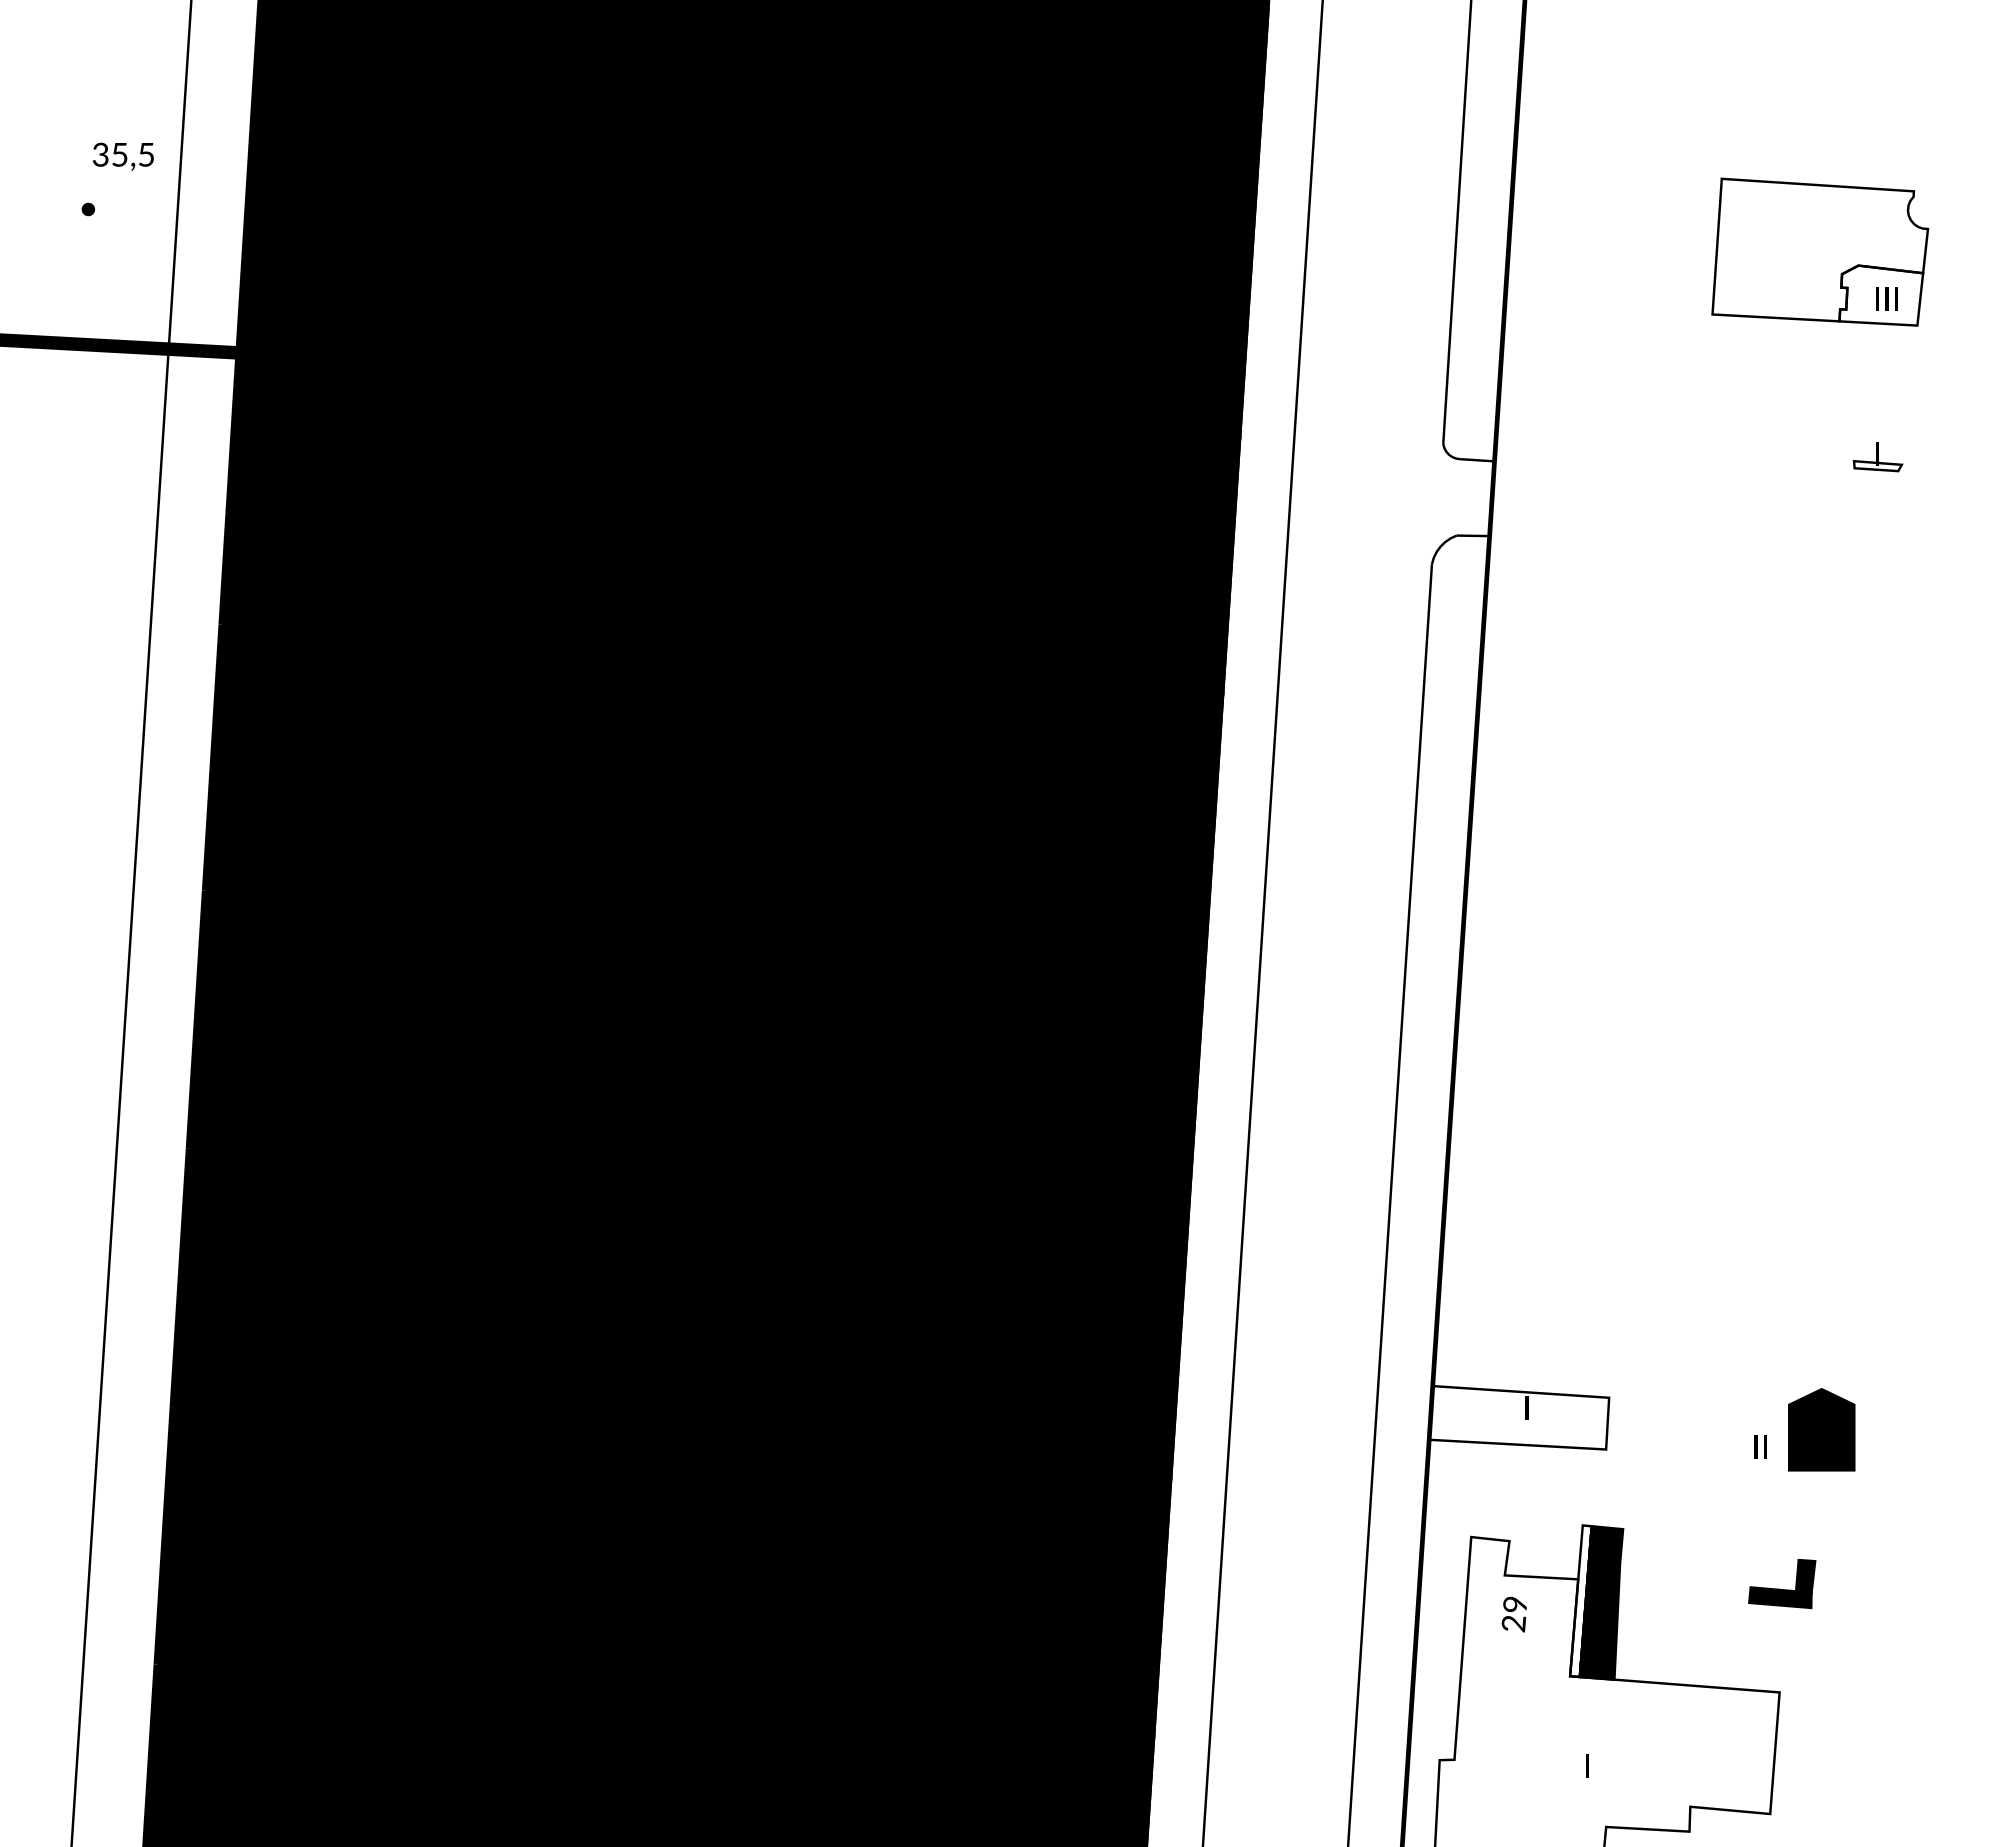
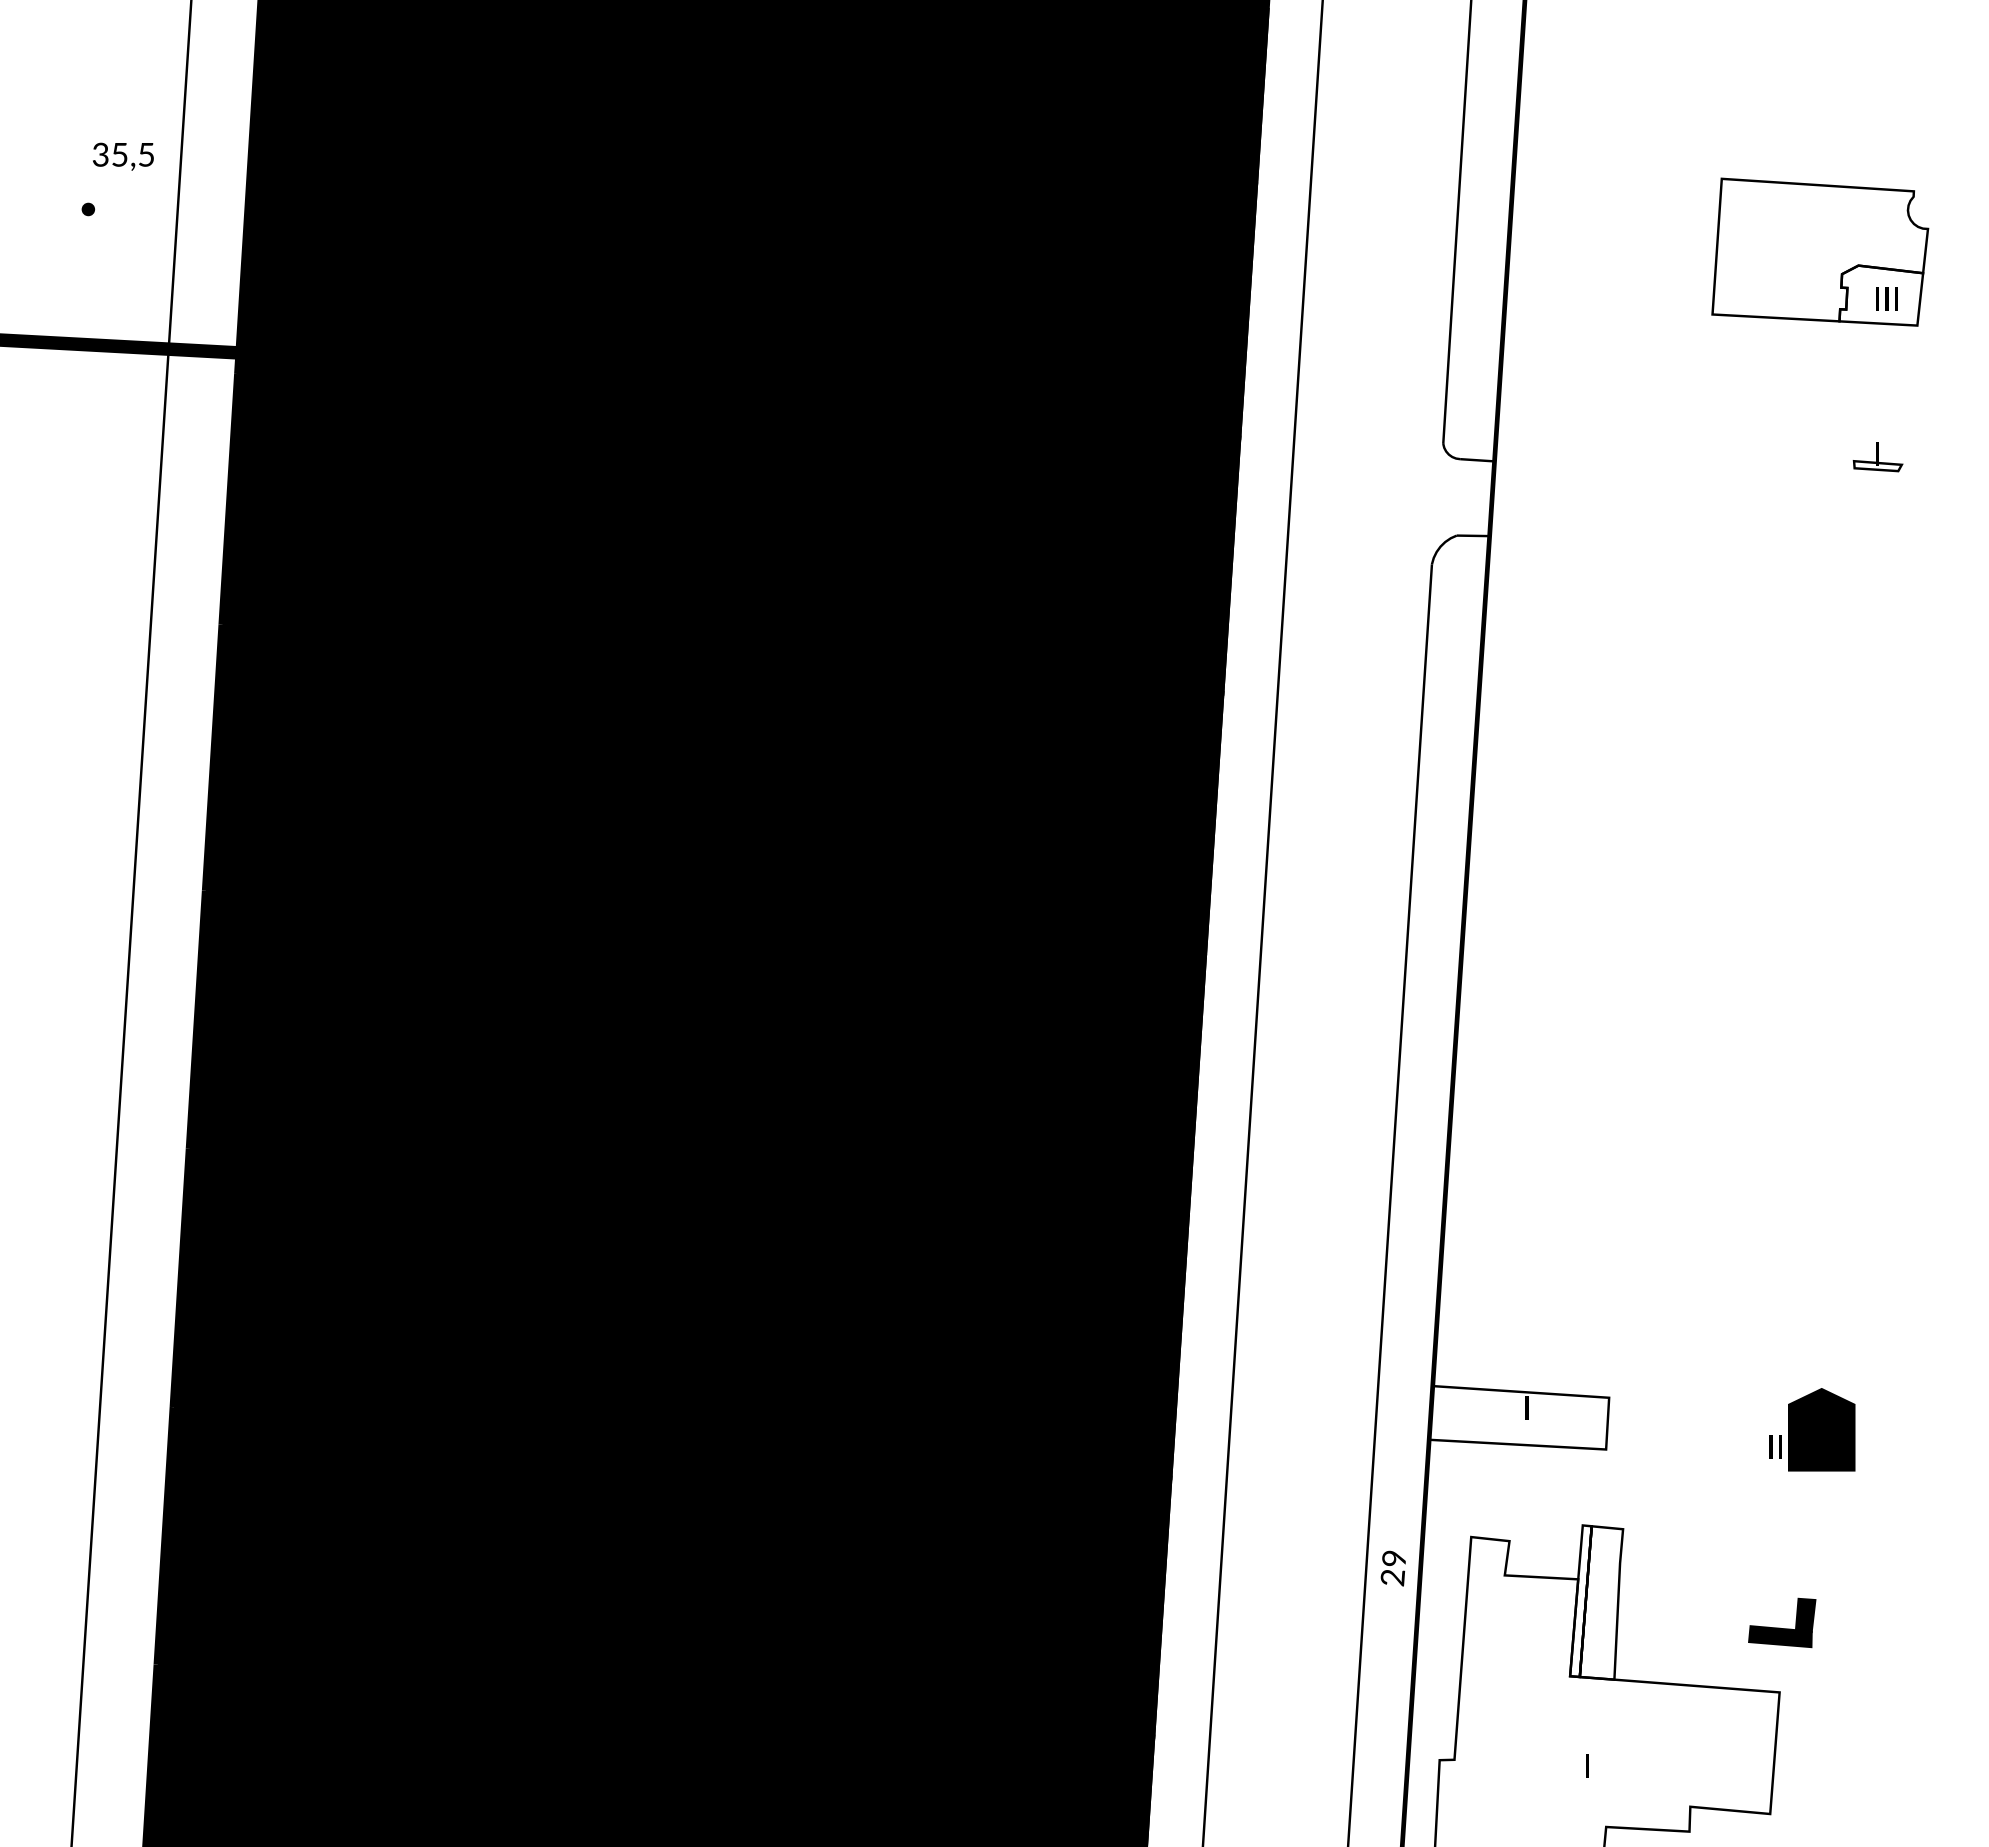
text position: (1760, 1446) -> (1775, 1446) (1775, 1446)
part position: (1782, 1583) -> (1782, 1622) (1782, 1622)
fill: present -> none (1601, 1602)
text position: (1513, 1614) -> (1392, 1568) (1392, 1568)
